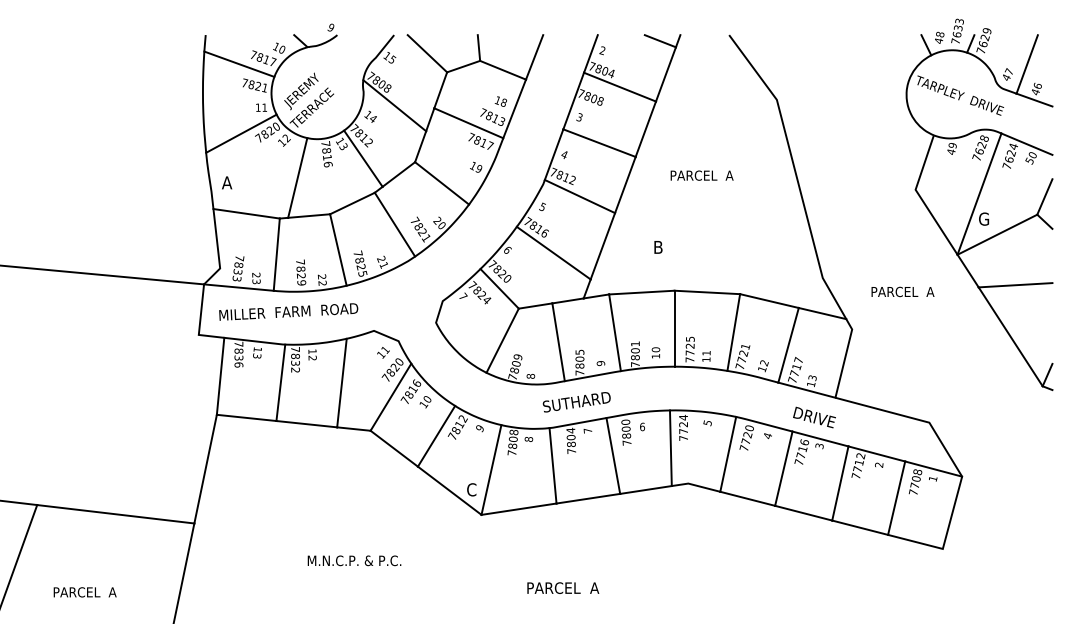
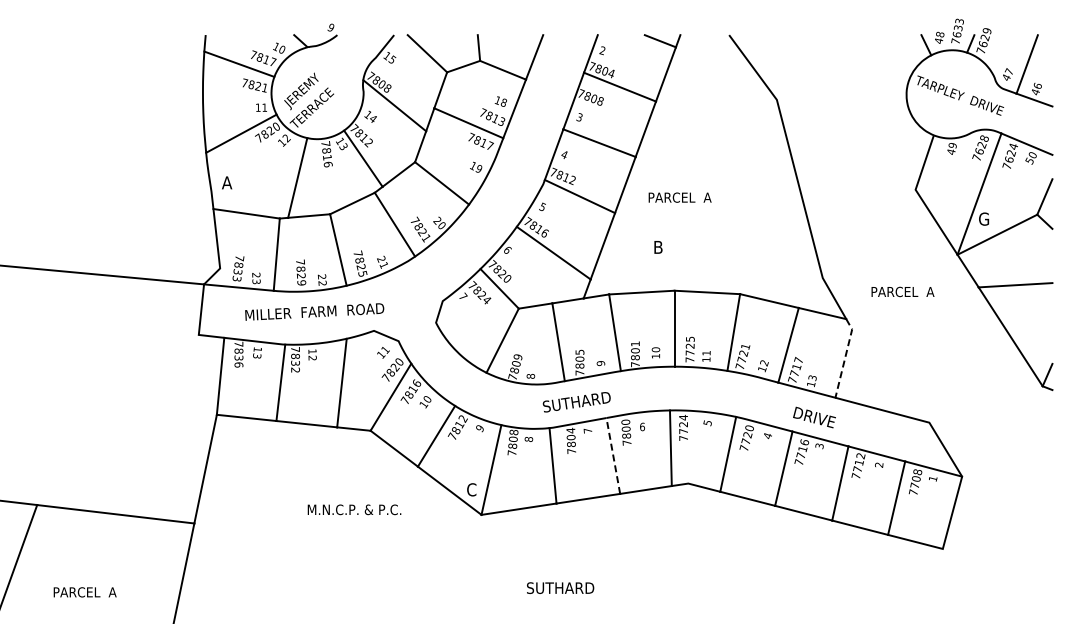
text position: (701, 175) -> (679, 197) (679, 197)
text position: (288, 311) -> (314, 311) (314, 311)
line: solid -> dashed (845, 357)
line: solid -> dashed (613, 455)
text position: (354, 560) -> (354, 509) (354, 509)
text: PARCEL  A -> SUTHARD (563, 588)
